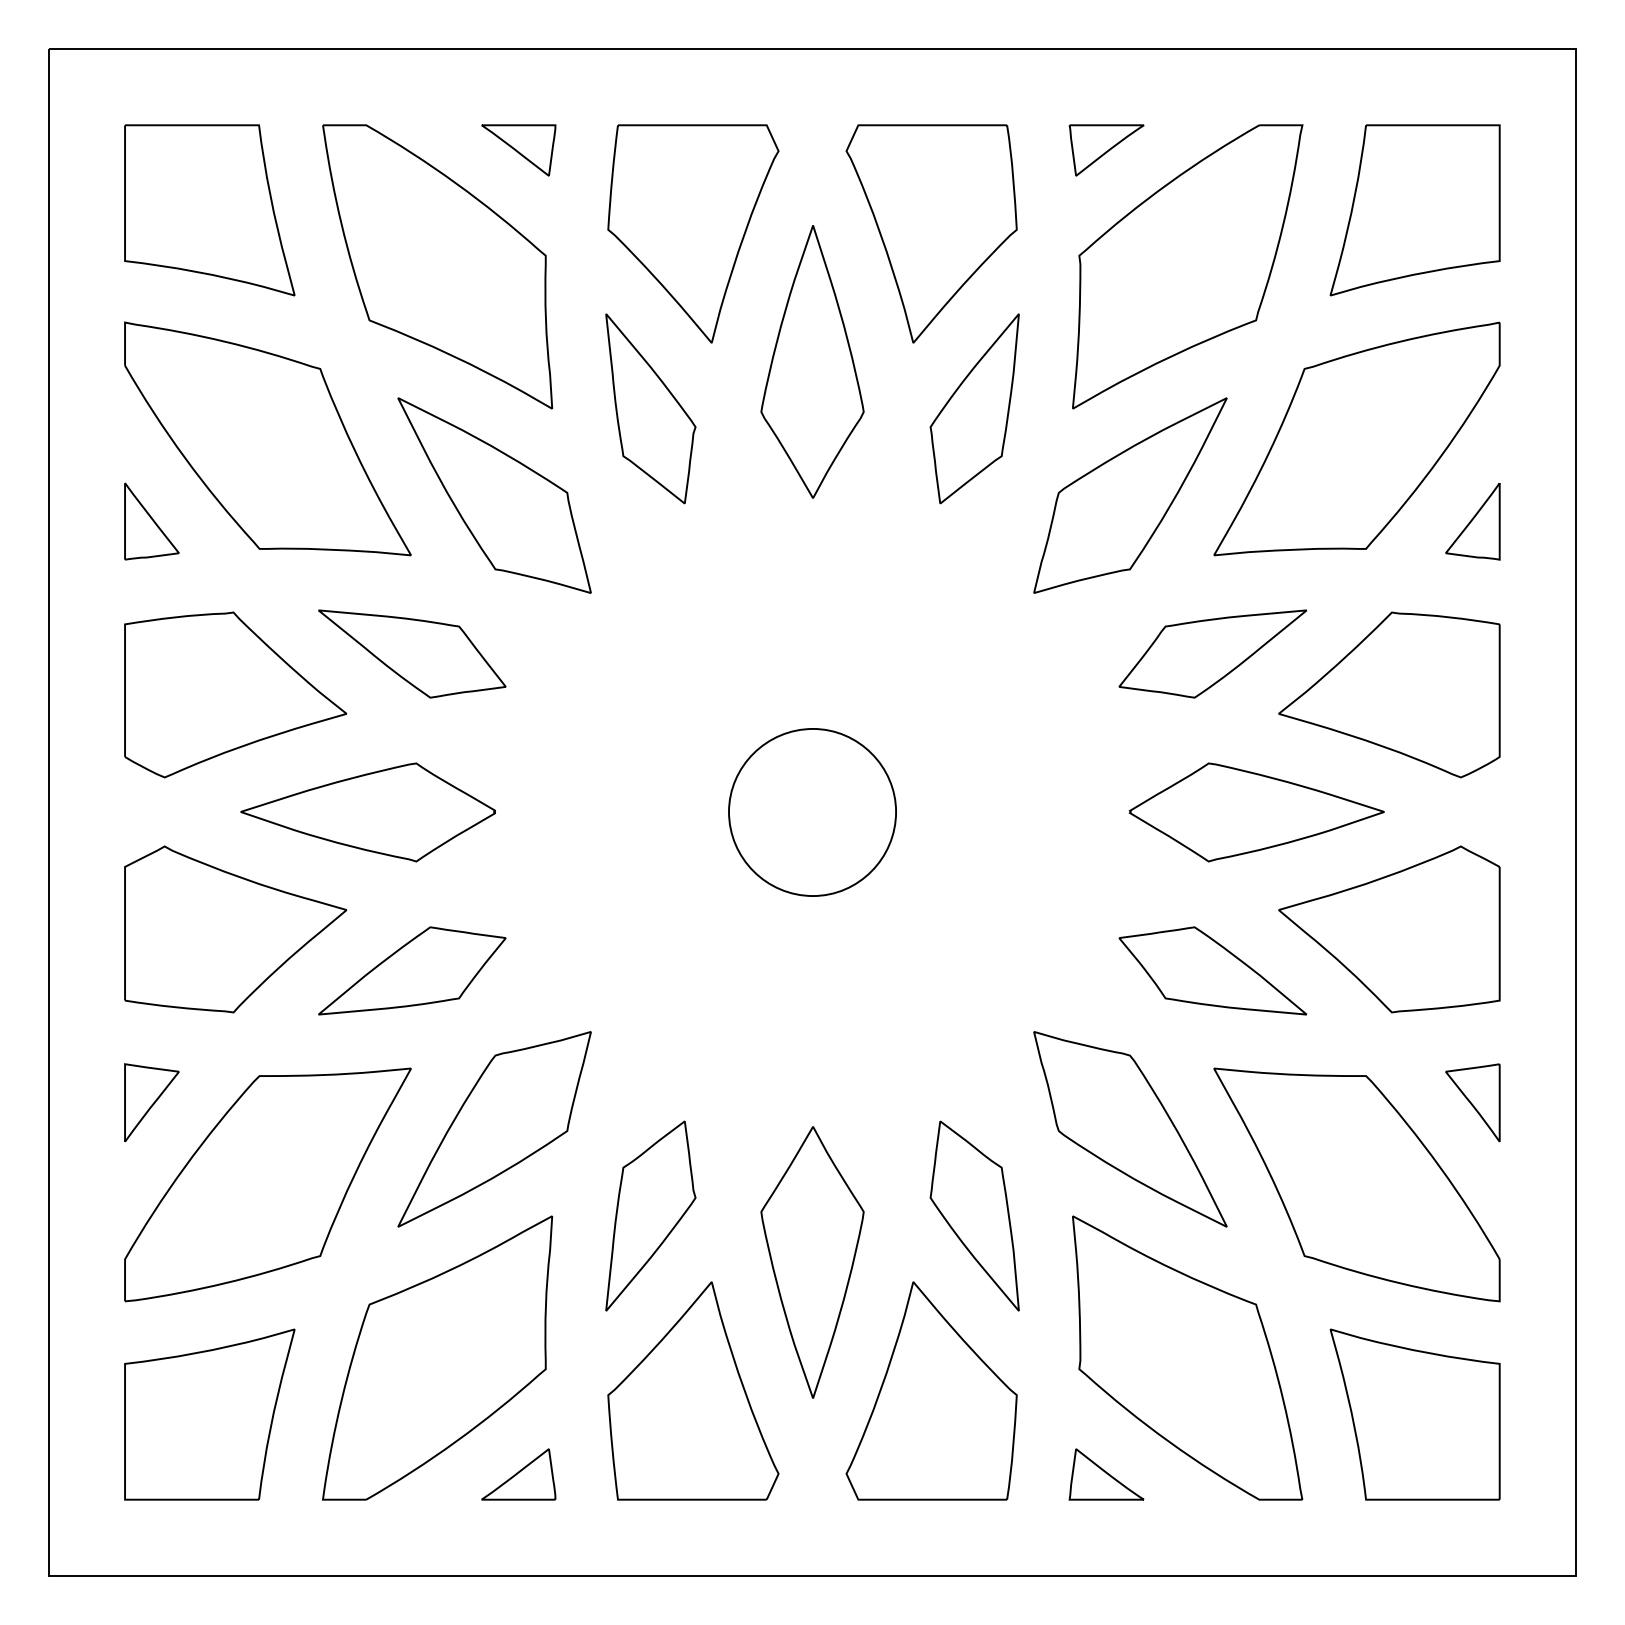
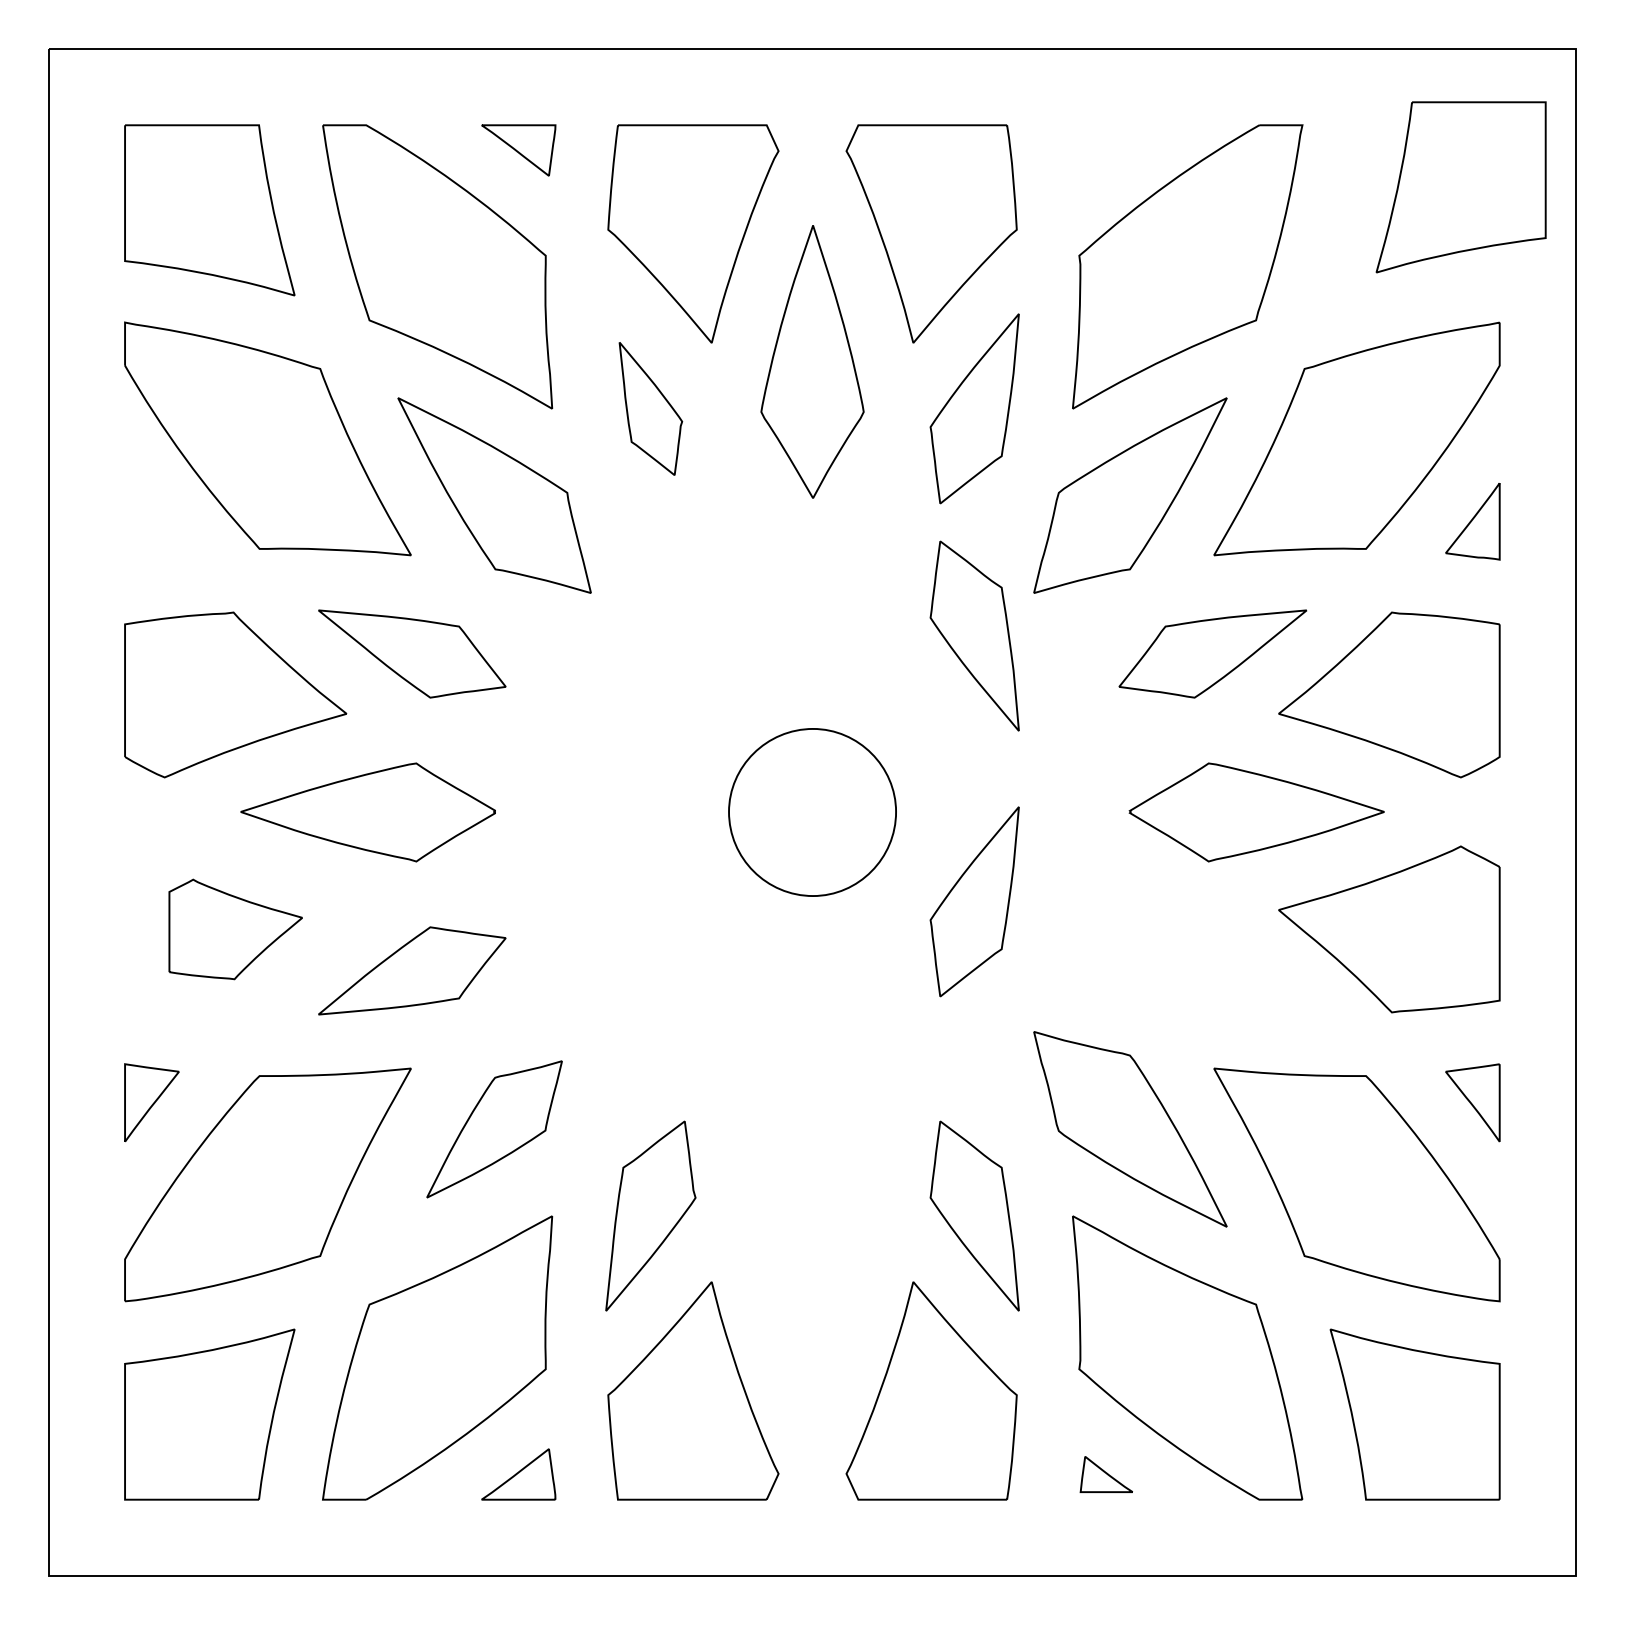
part: present -> none (1106, 150)
part position: (1414, 210) -> (1460, 187) (1460, 187)
part size: 92x192 px -> 66x134 px (650, 408)
part: present -> none (151, 521)
part: none -> present (974, 635)
part: none -> present (974, 901)
part size: 224x169 px -> 135x103 px (235, 929)
part: present -> none (1212, 970)
part size: 195x197 px -> 137x139 px (494, 1129)
part: present -> none (812, 1262)
part size: 77x53 px -> 54x37 px (1105, 1474)
